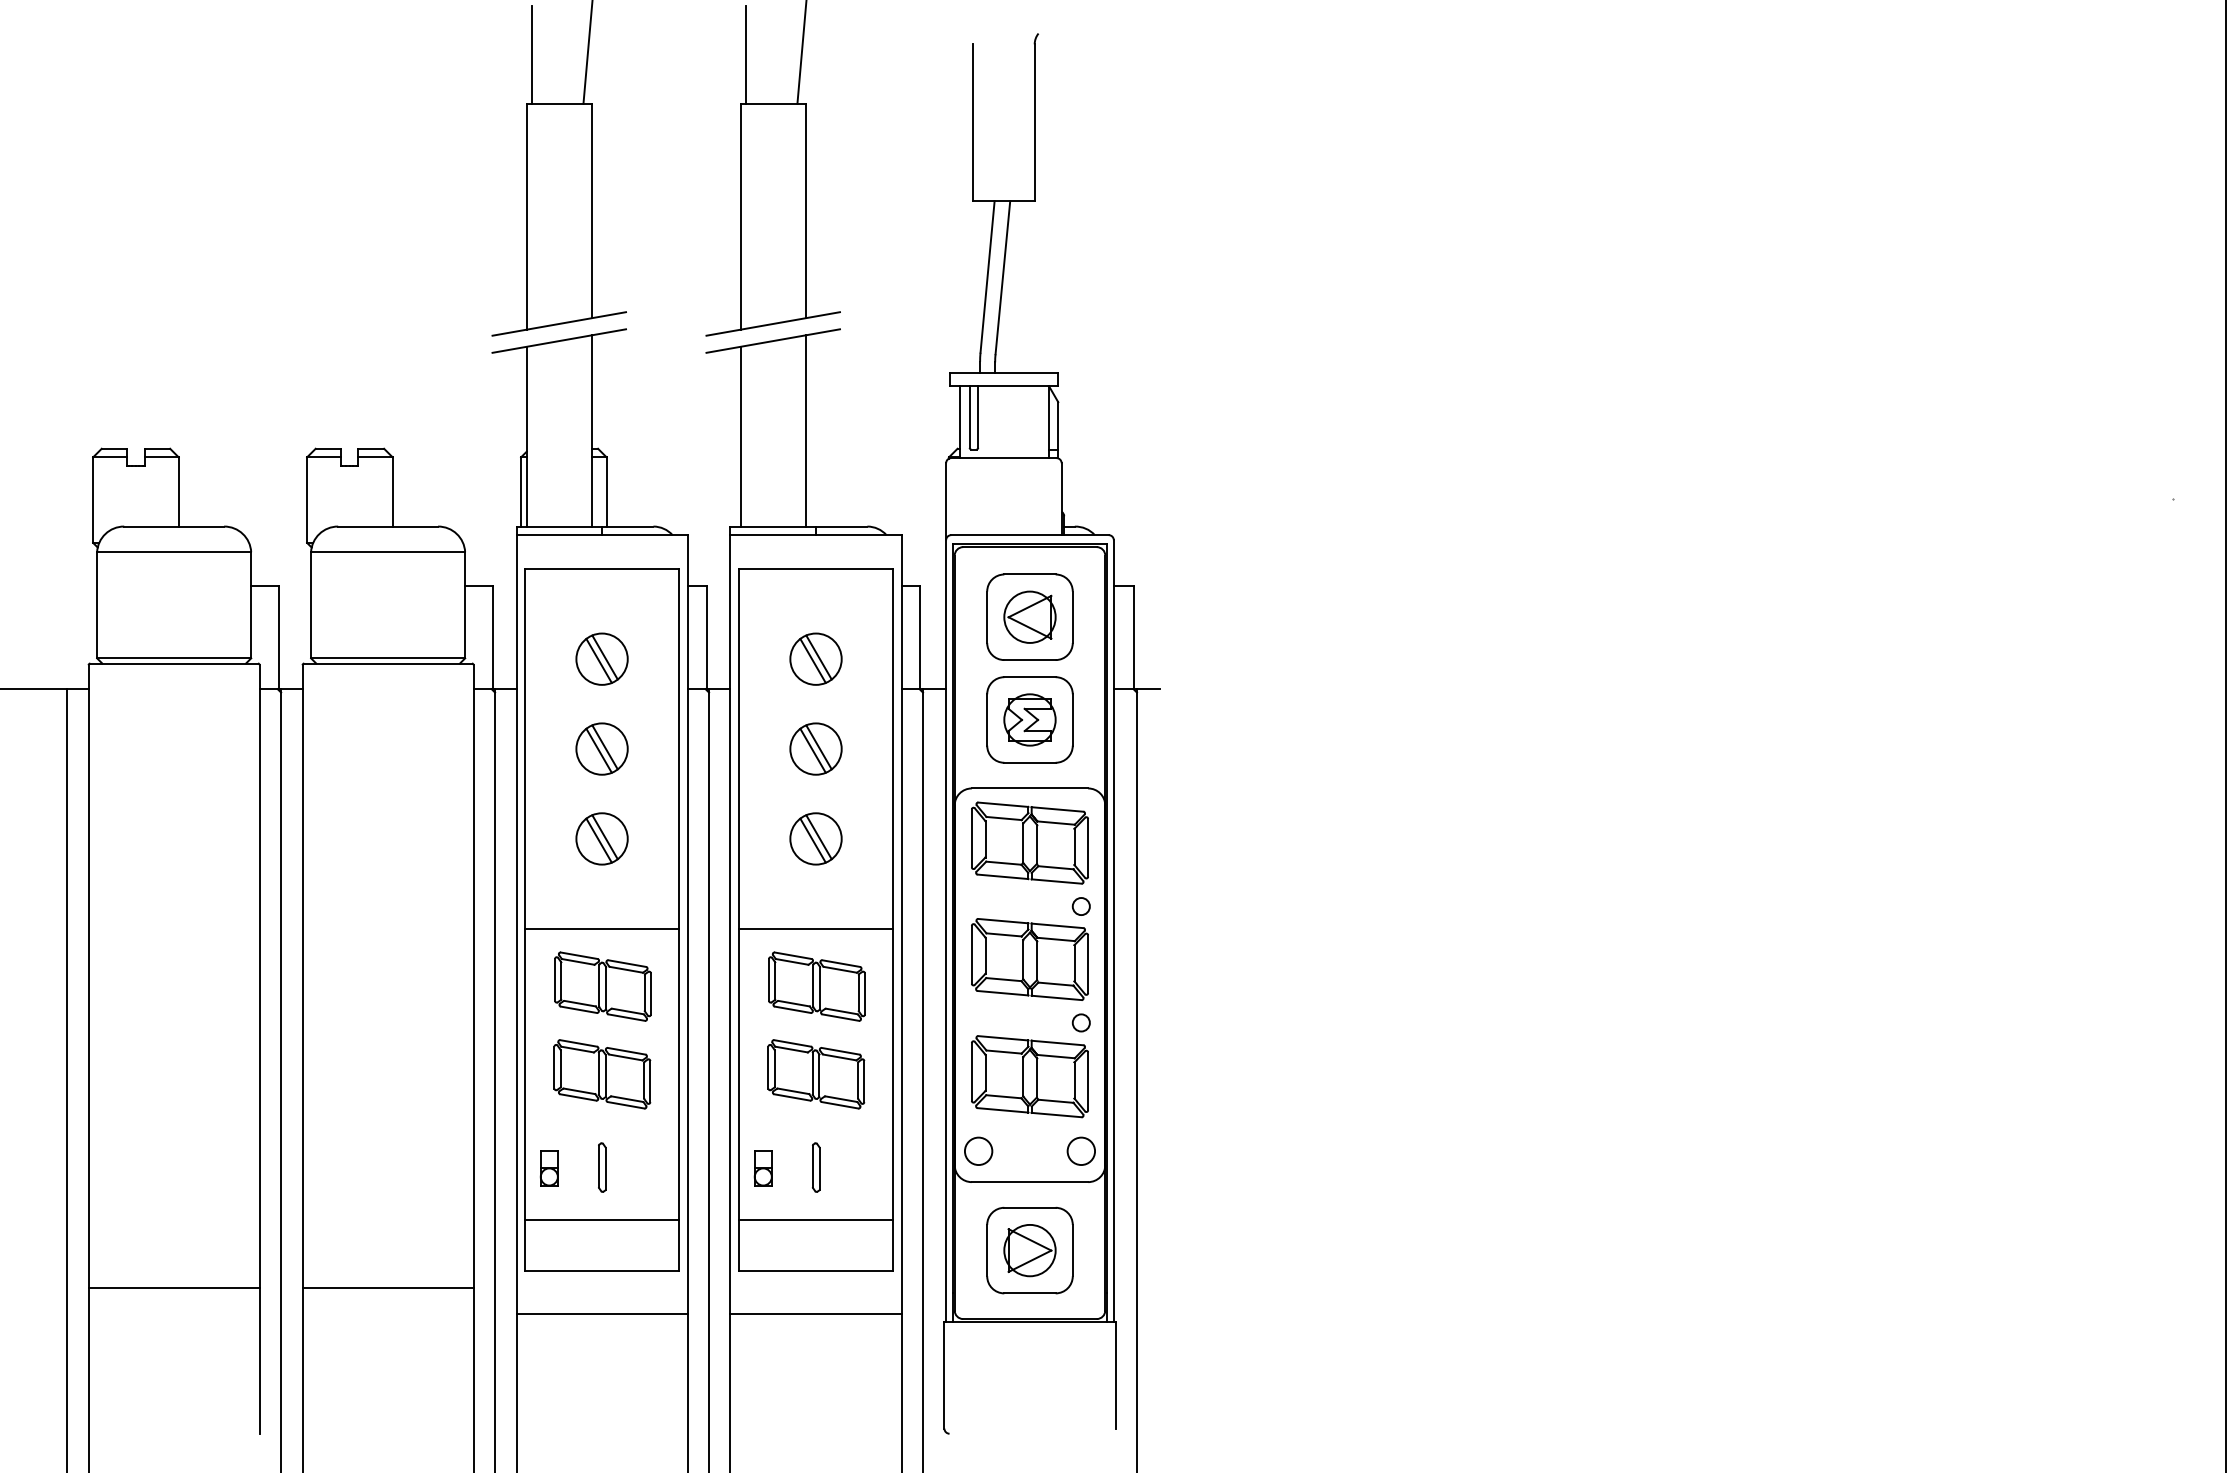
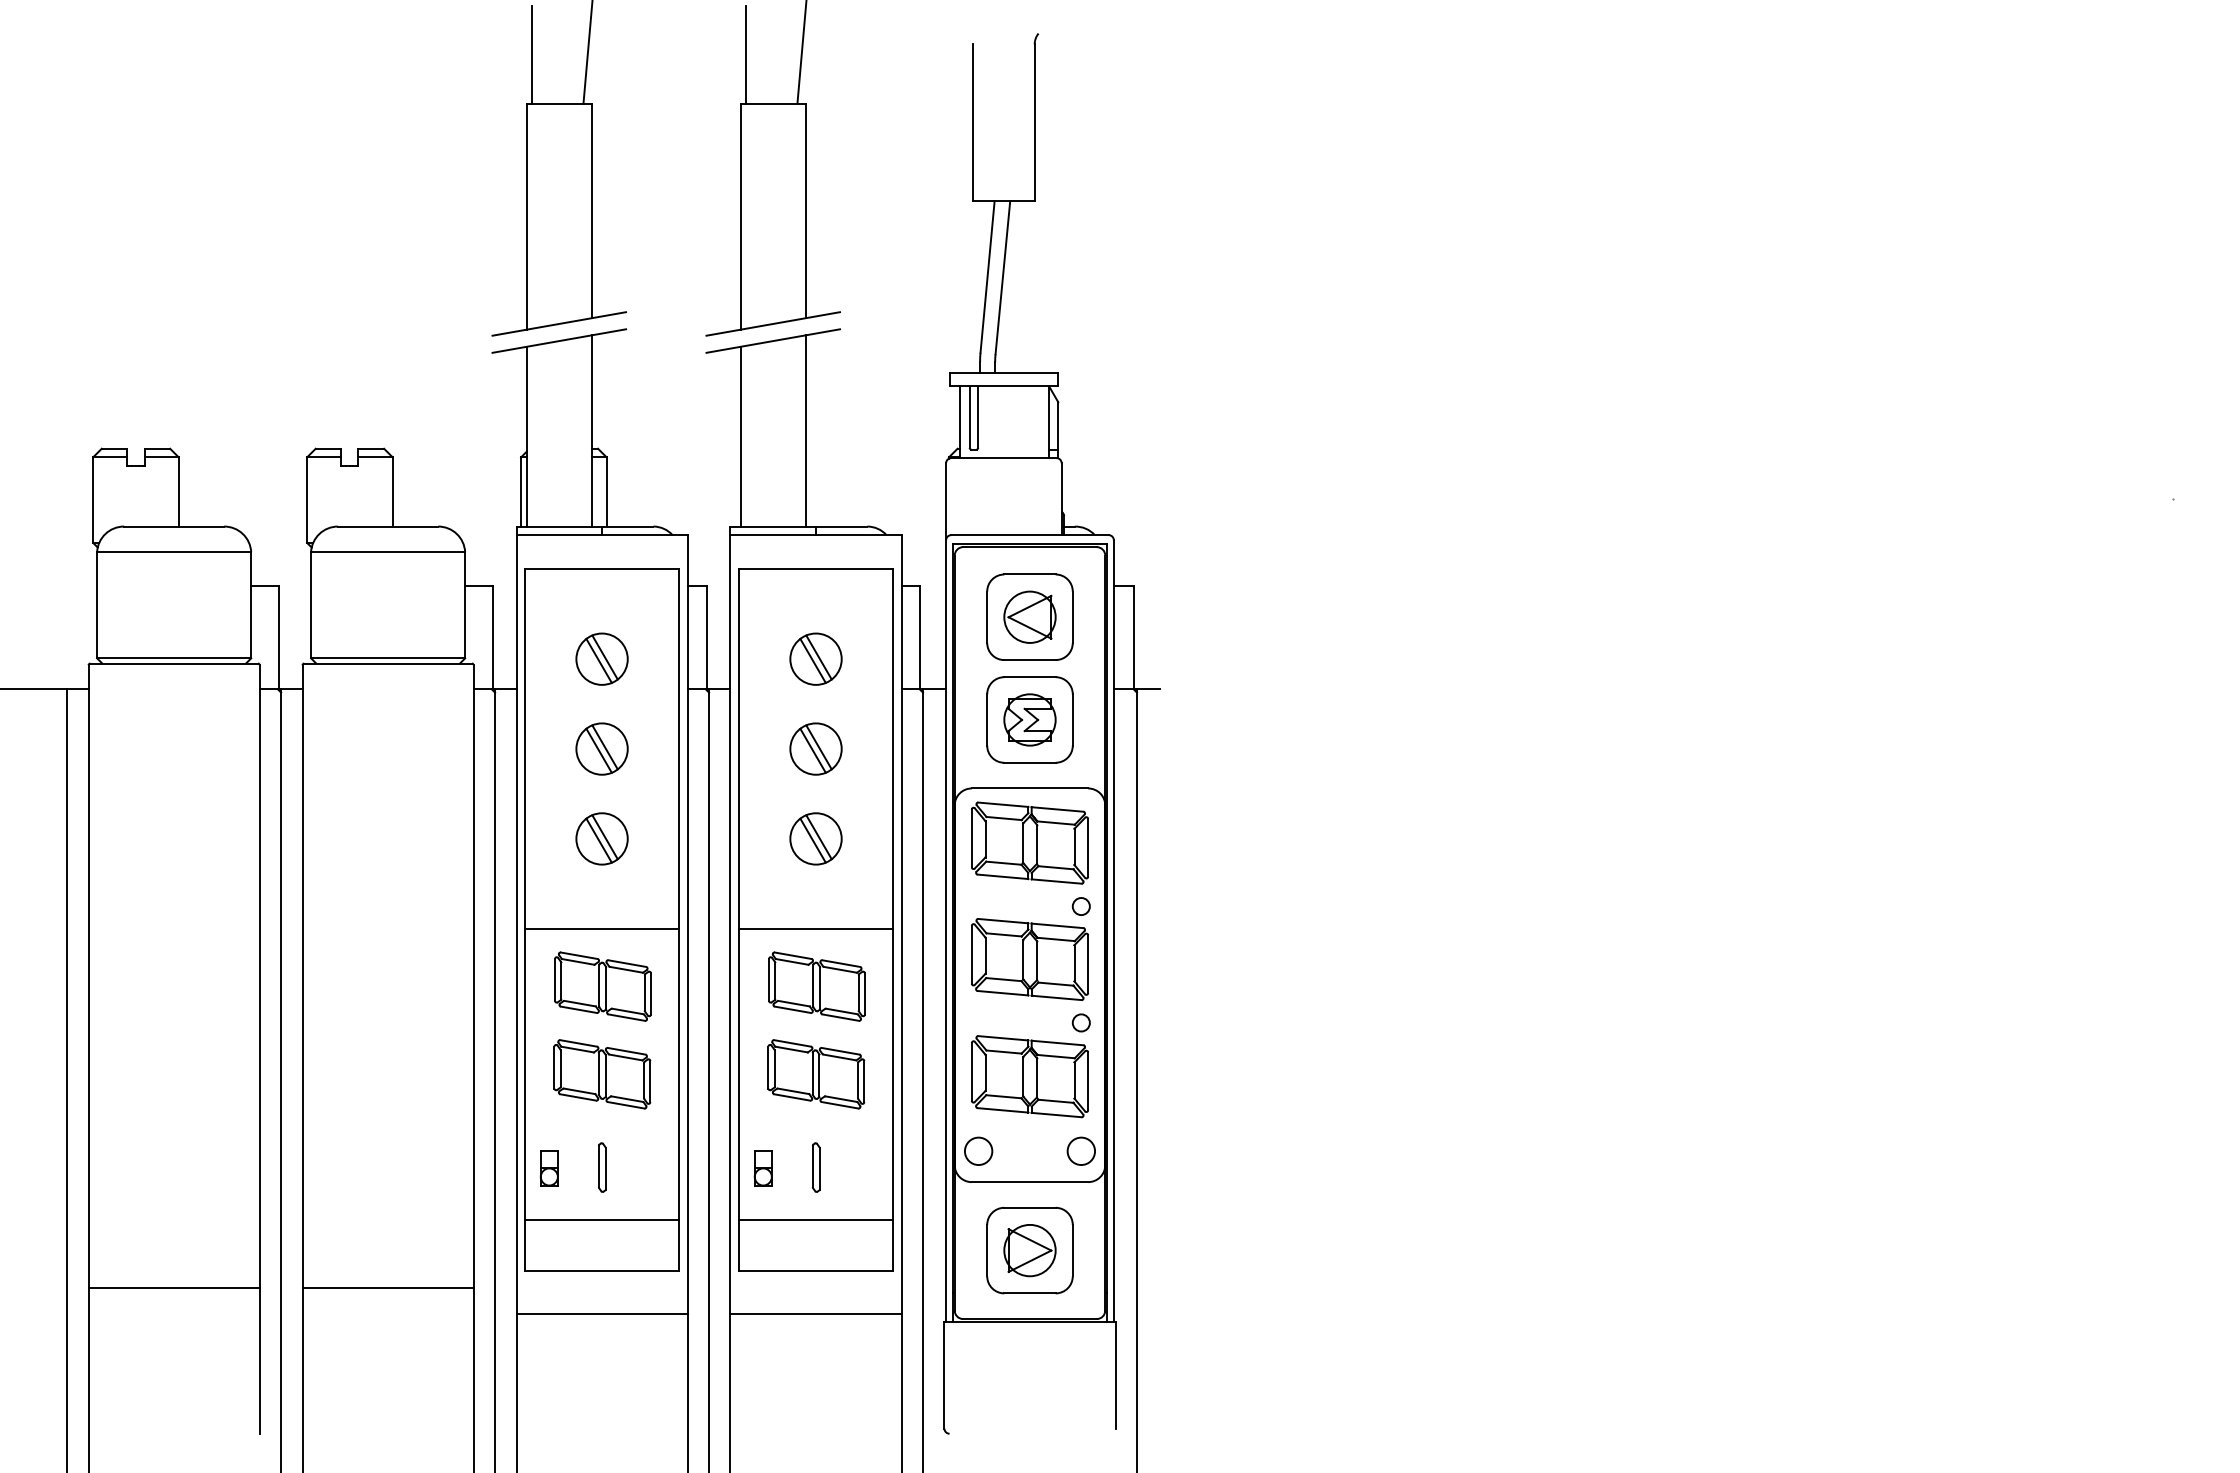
line: present -> none (2225, 735)
